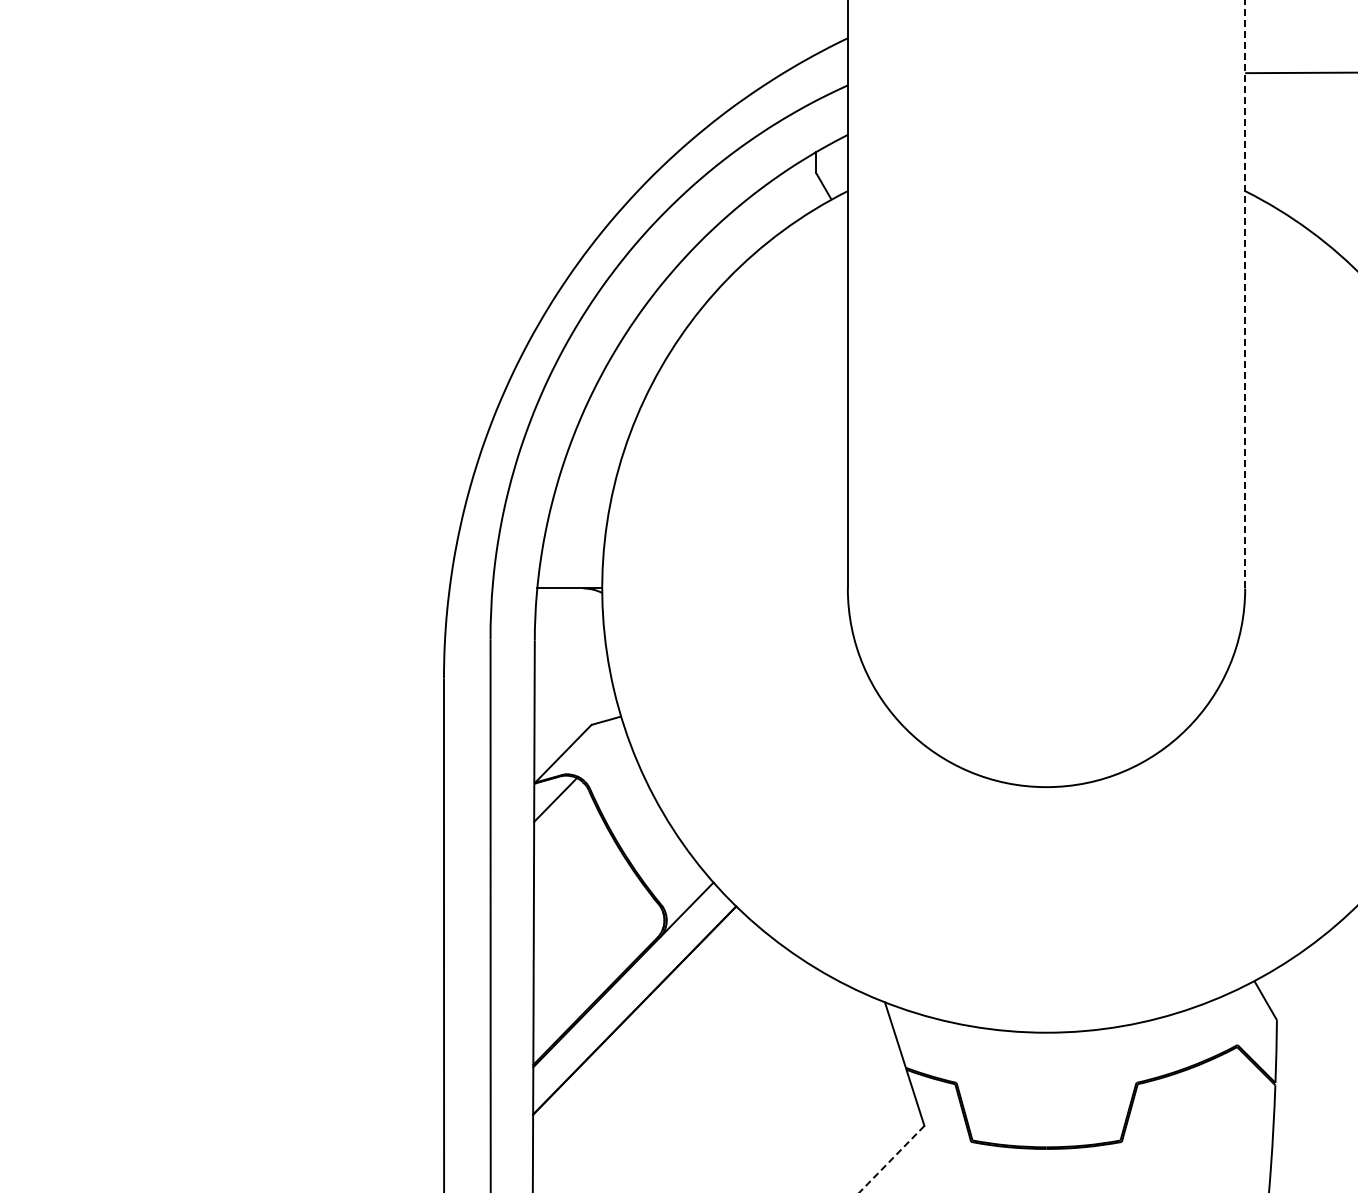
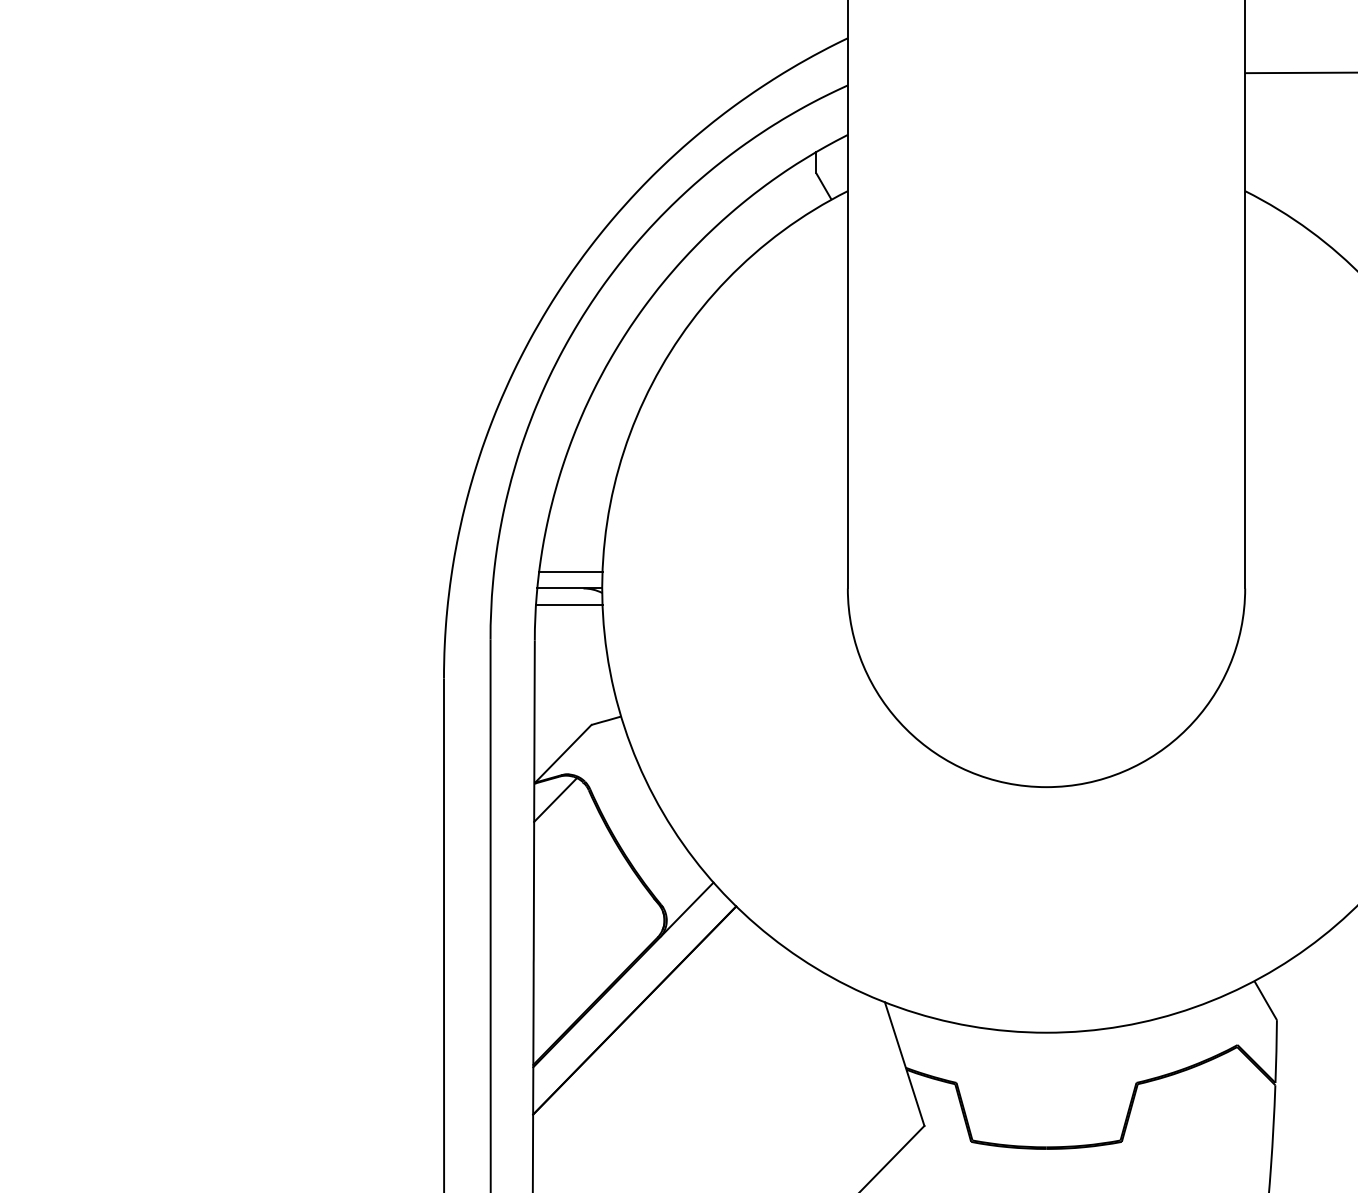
line: dashed -> solid (1245, 294)
line: none -> present (570, 572)
line: none -> present (569, 604)
line: dashed -> solid (891, 1159)
